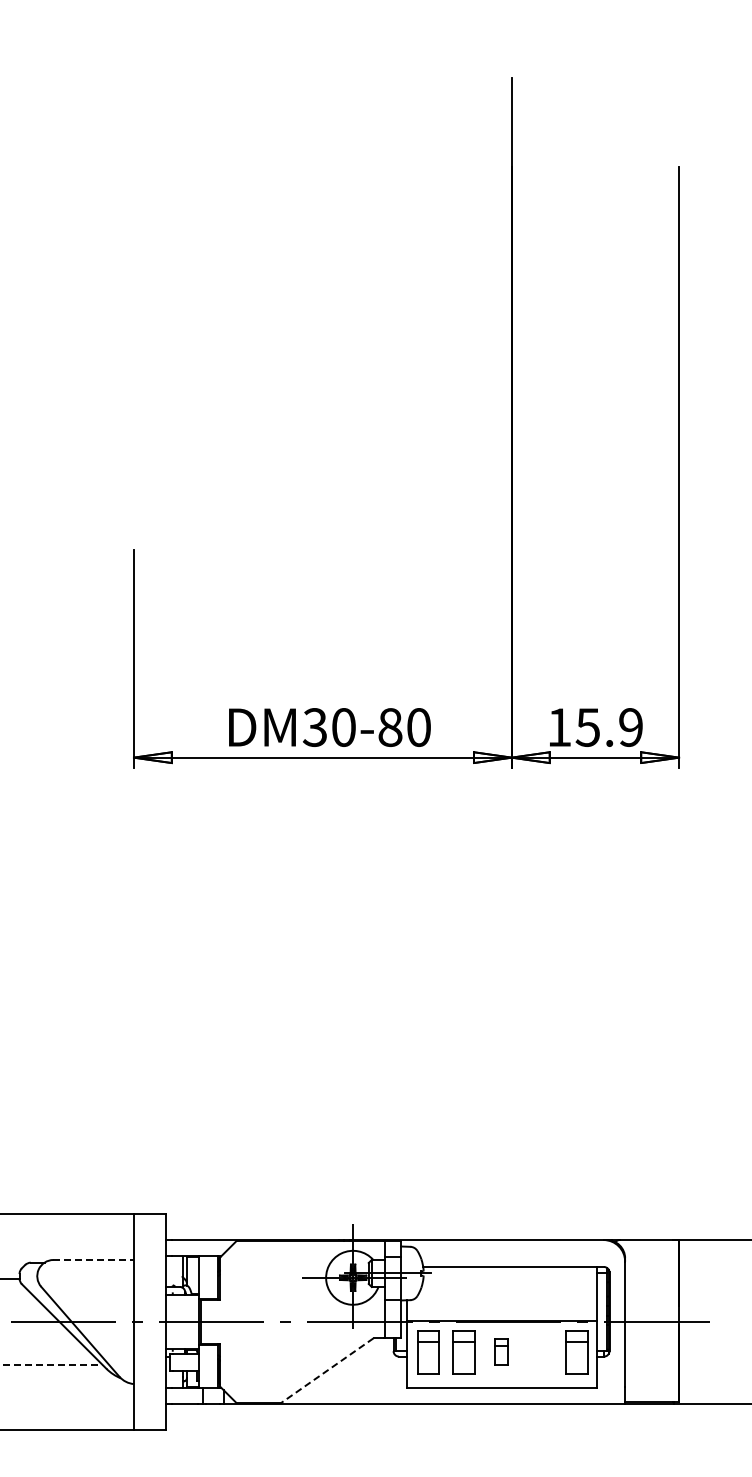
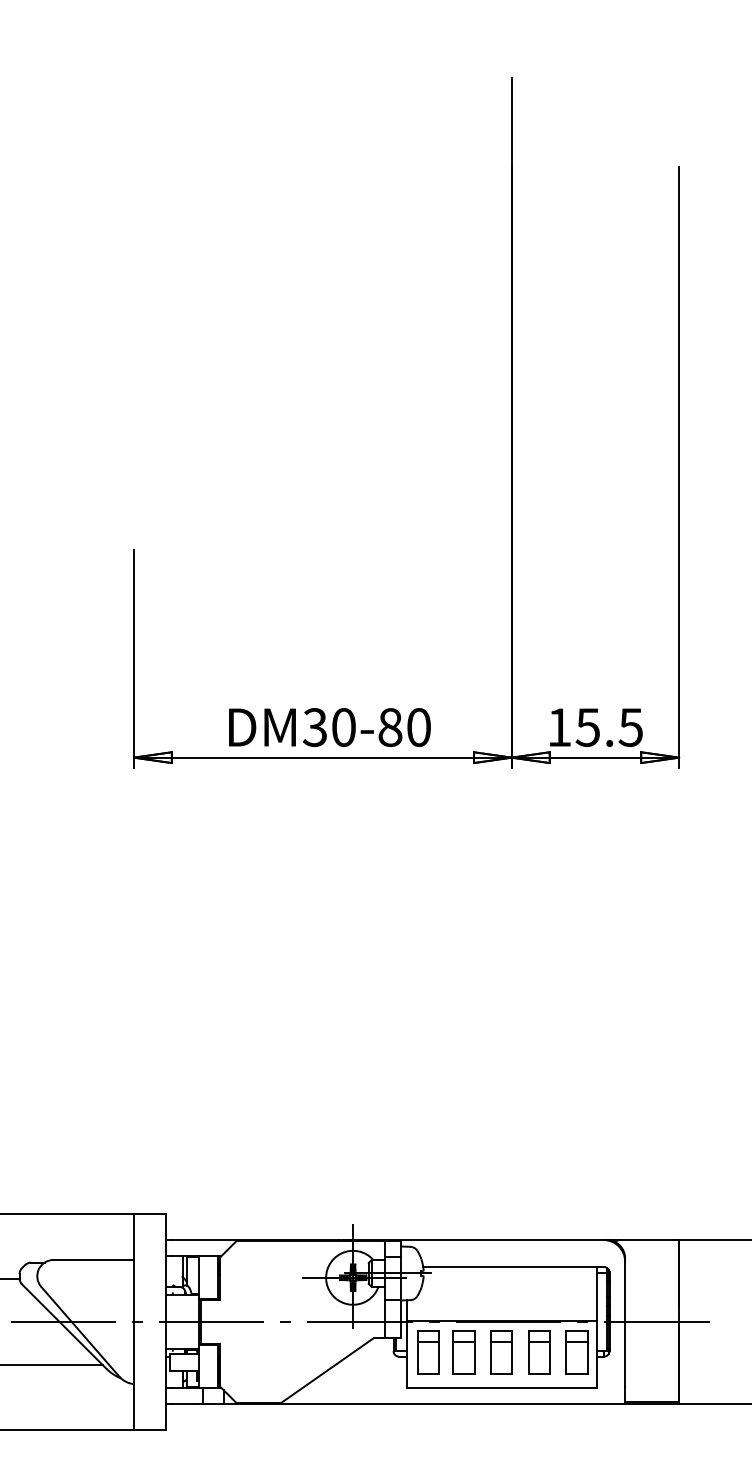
text: 15.9 -> 15.5 (630, 727)
line: dashed -> solid (94, 1259)
part size: 15x28 px -> 23x45 px (501, 1352)
part: none -> present (539, 1352)
line: dashed -> solid (51, 1365)
line: dashed -> solid (326, 1370)
